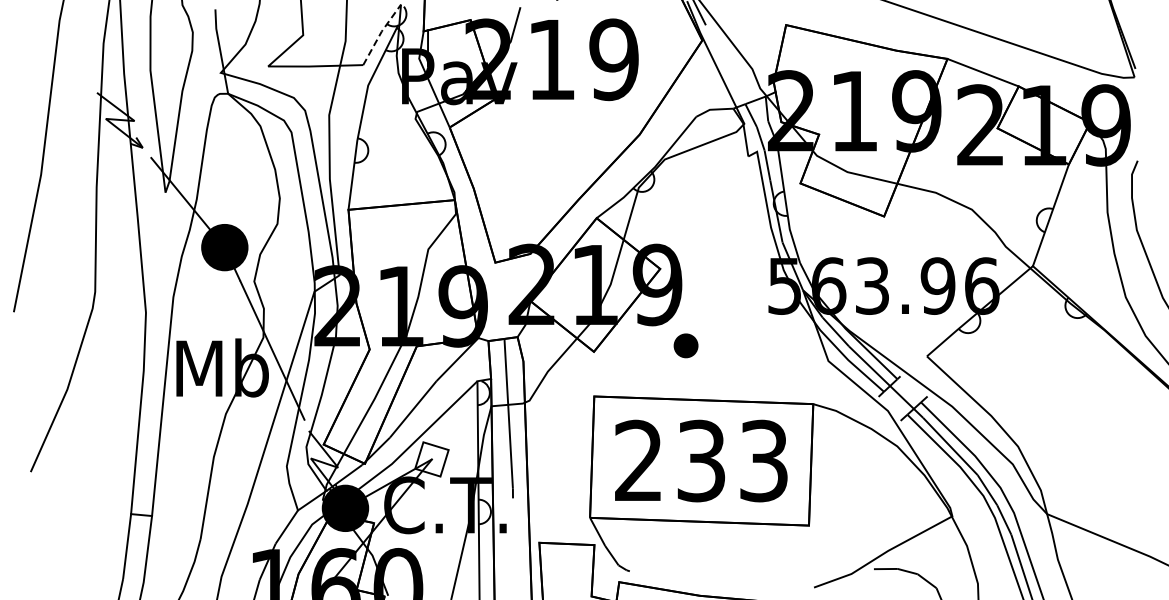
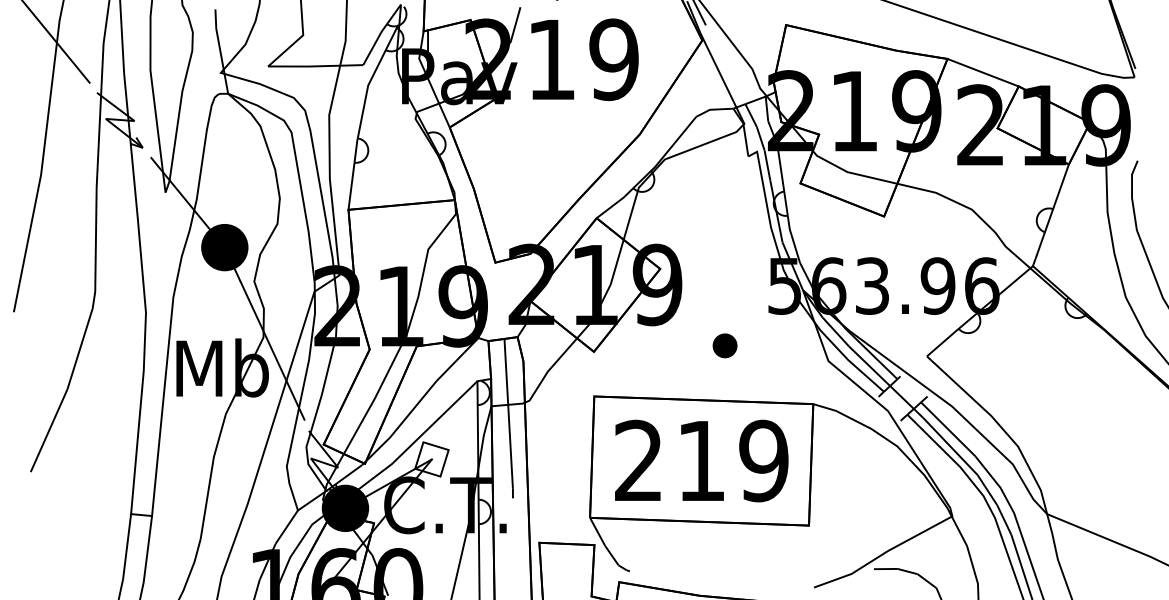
line: dashed -> solid (380, 33)
line: none -> present (56, 42)
part position: (685, 345) -> (724, 345) (724, 345)
text: 233 -> 219 (732, 460)
